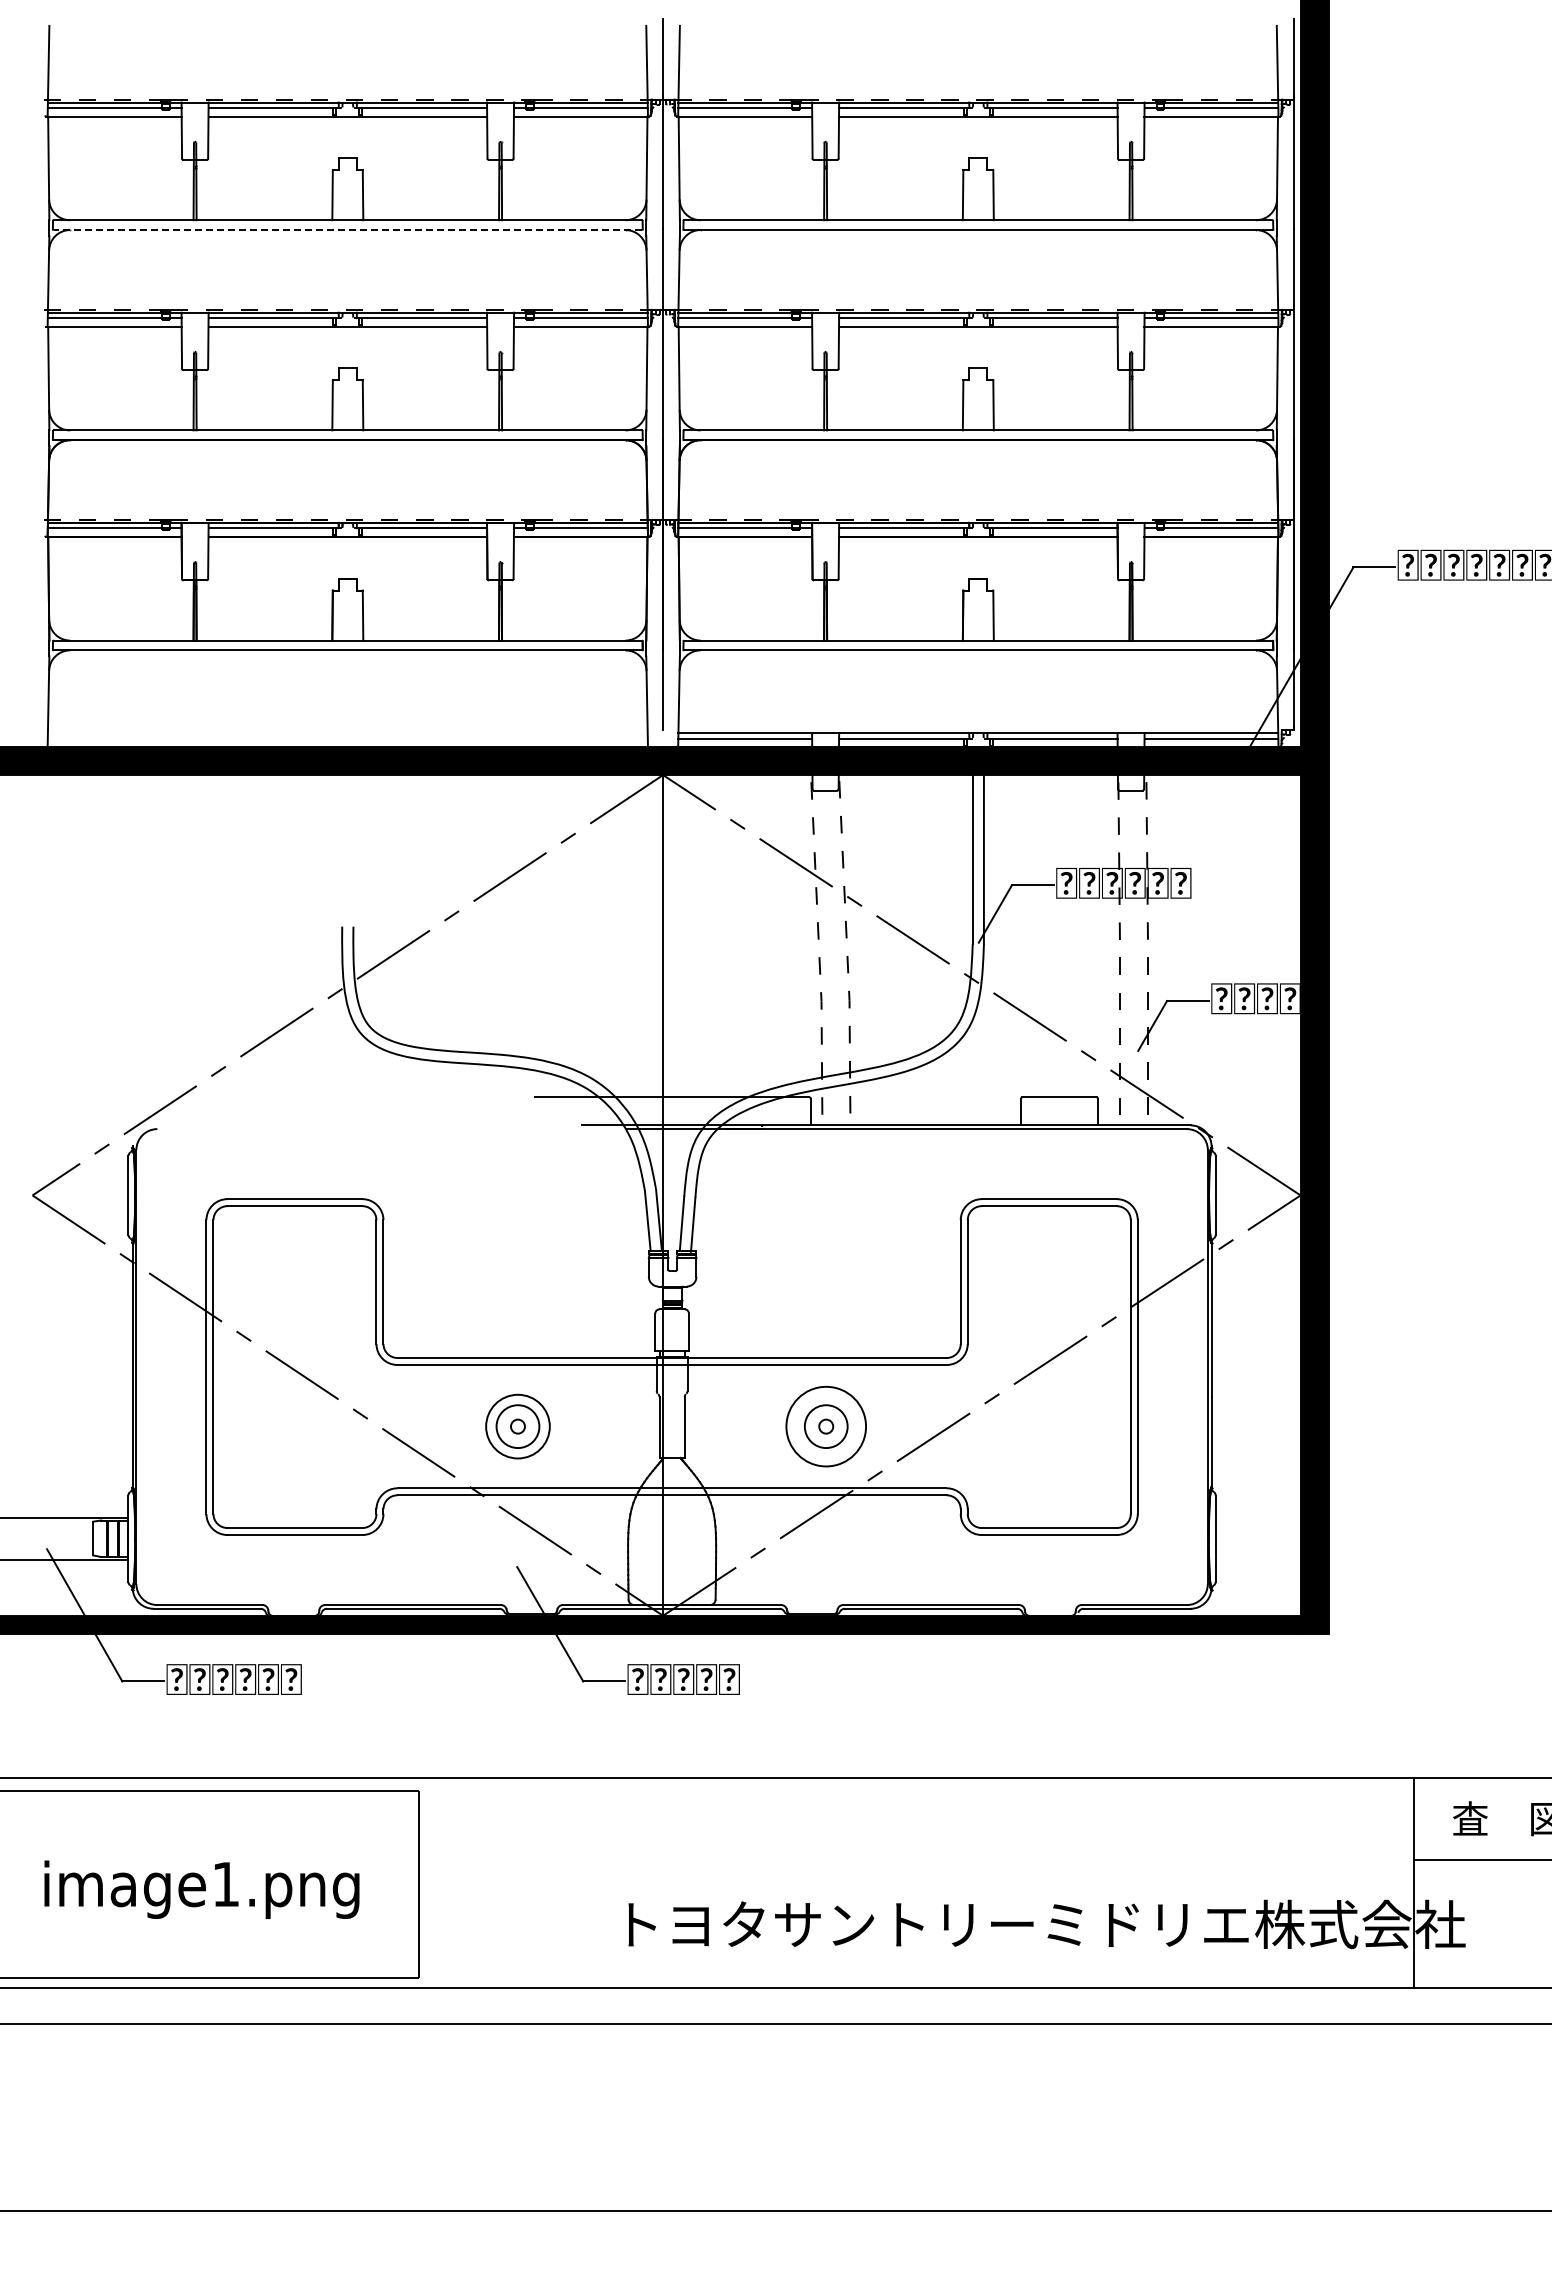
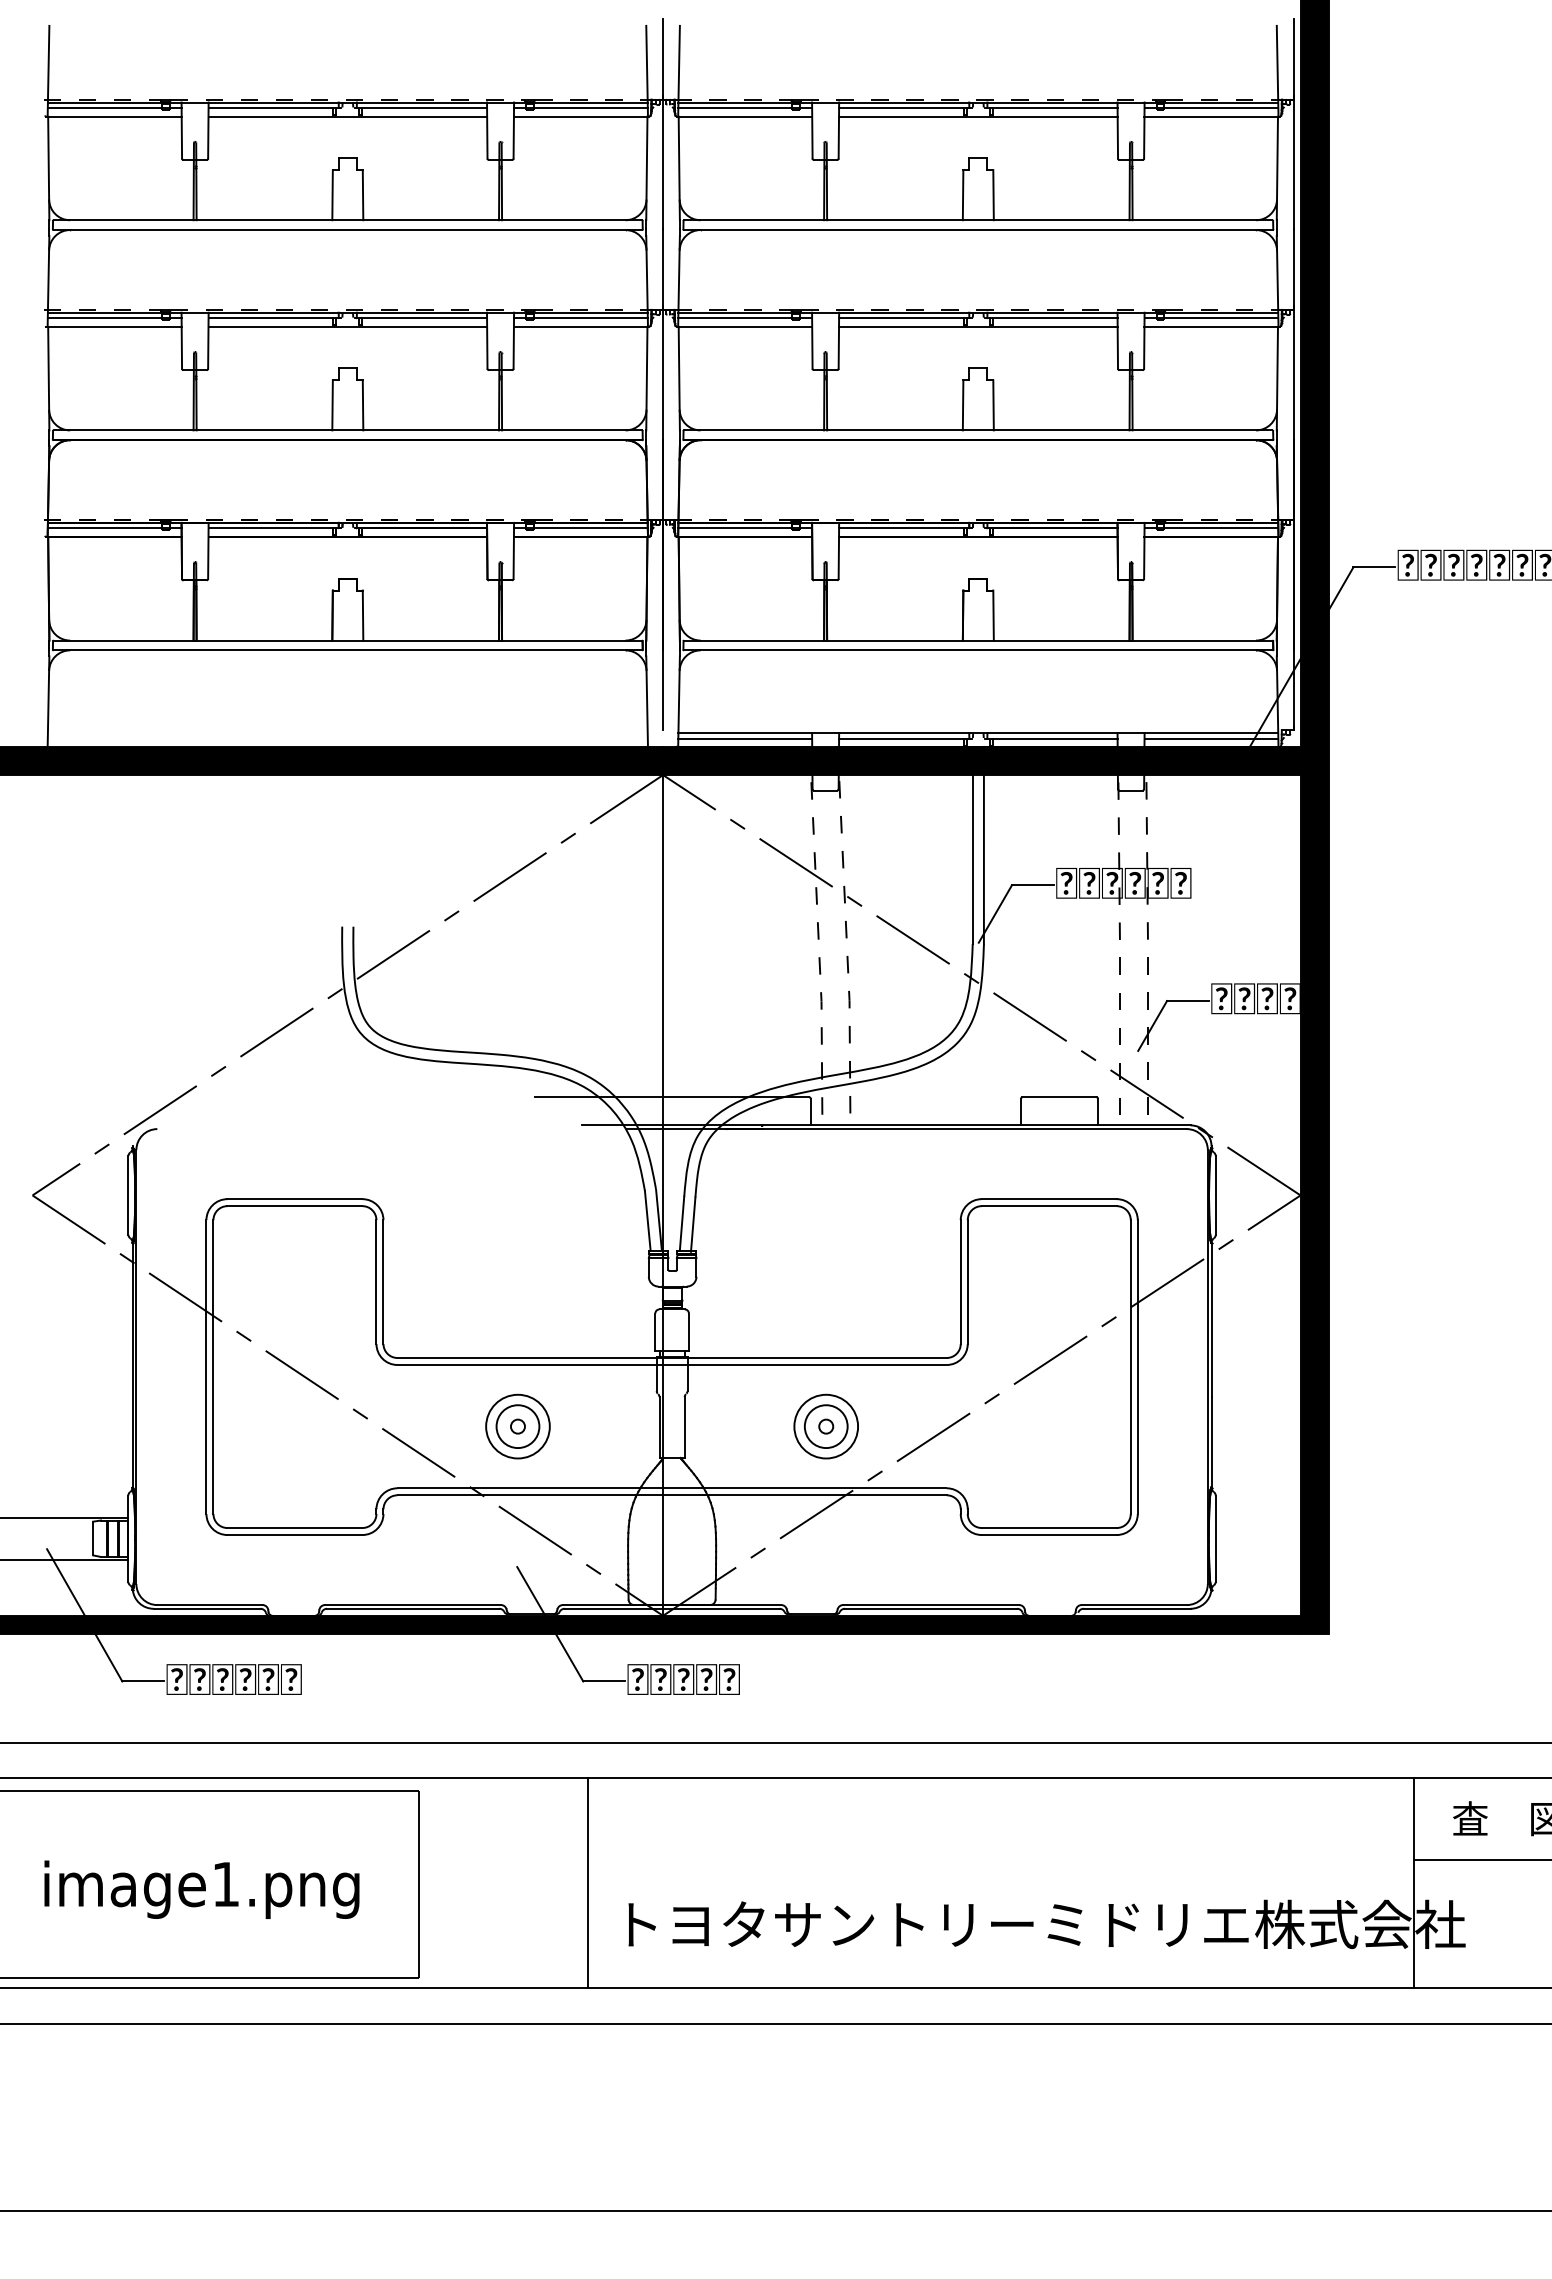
line: dashed -> solid (347, 230)
circle diameter: 80 px -> 64 px (826, 1426)
line: none -> present (775, 1743)
line: none -> present (587, 1883)
